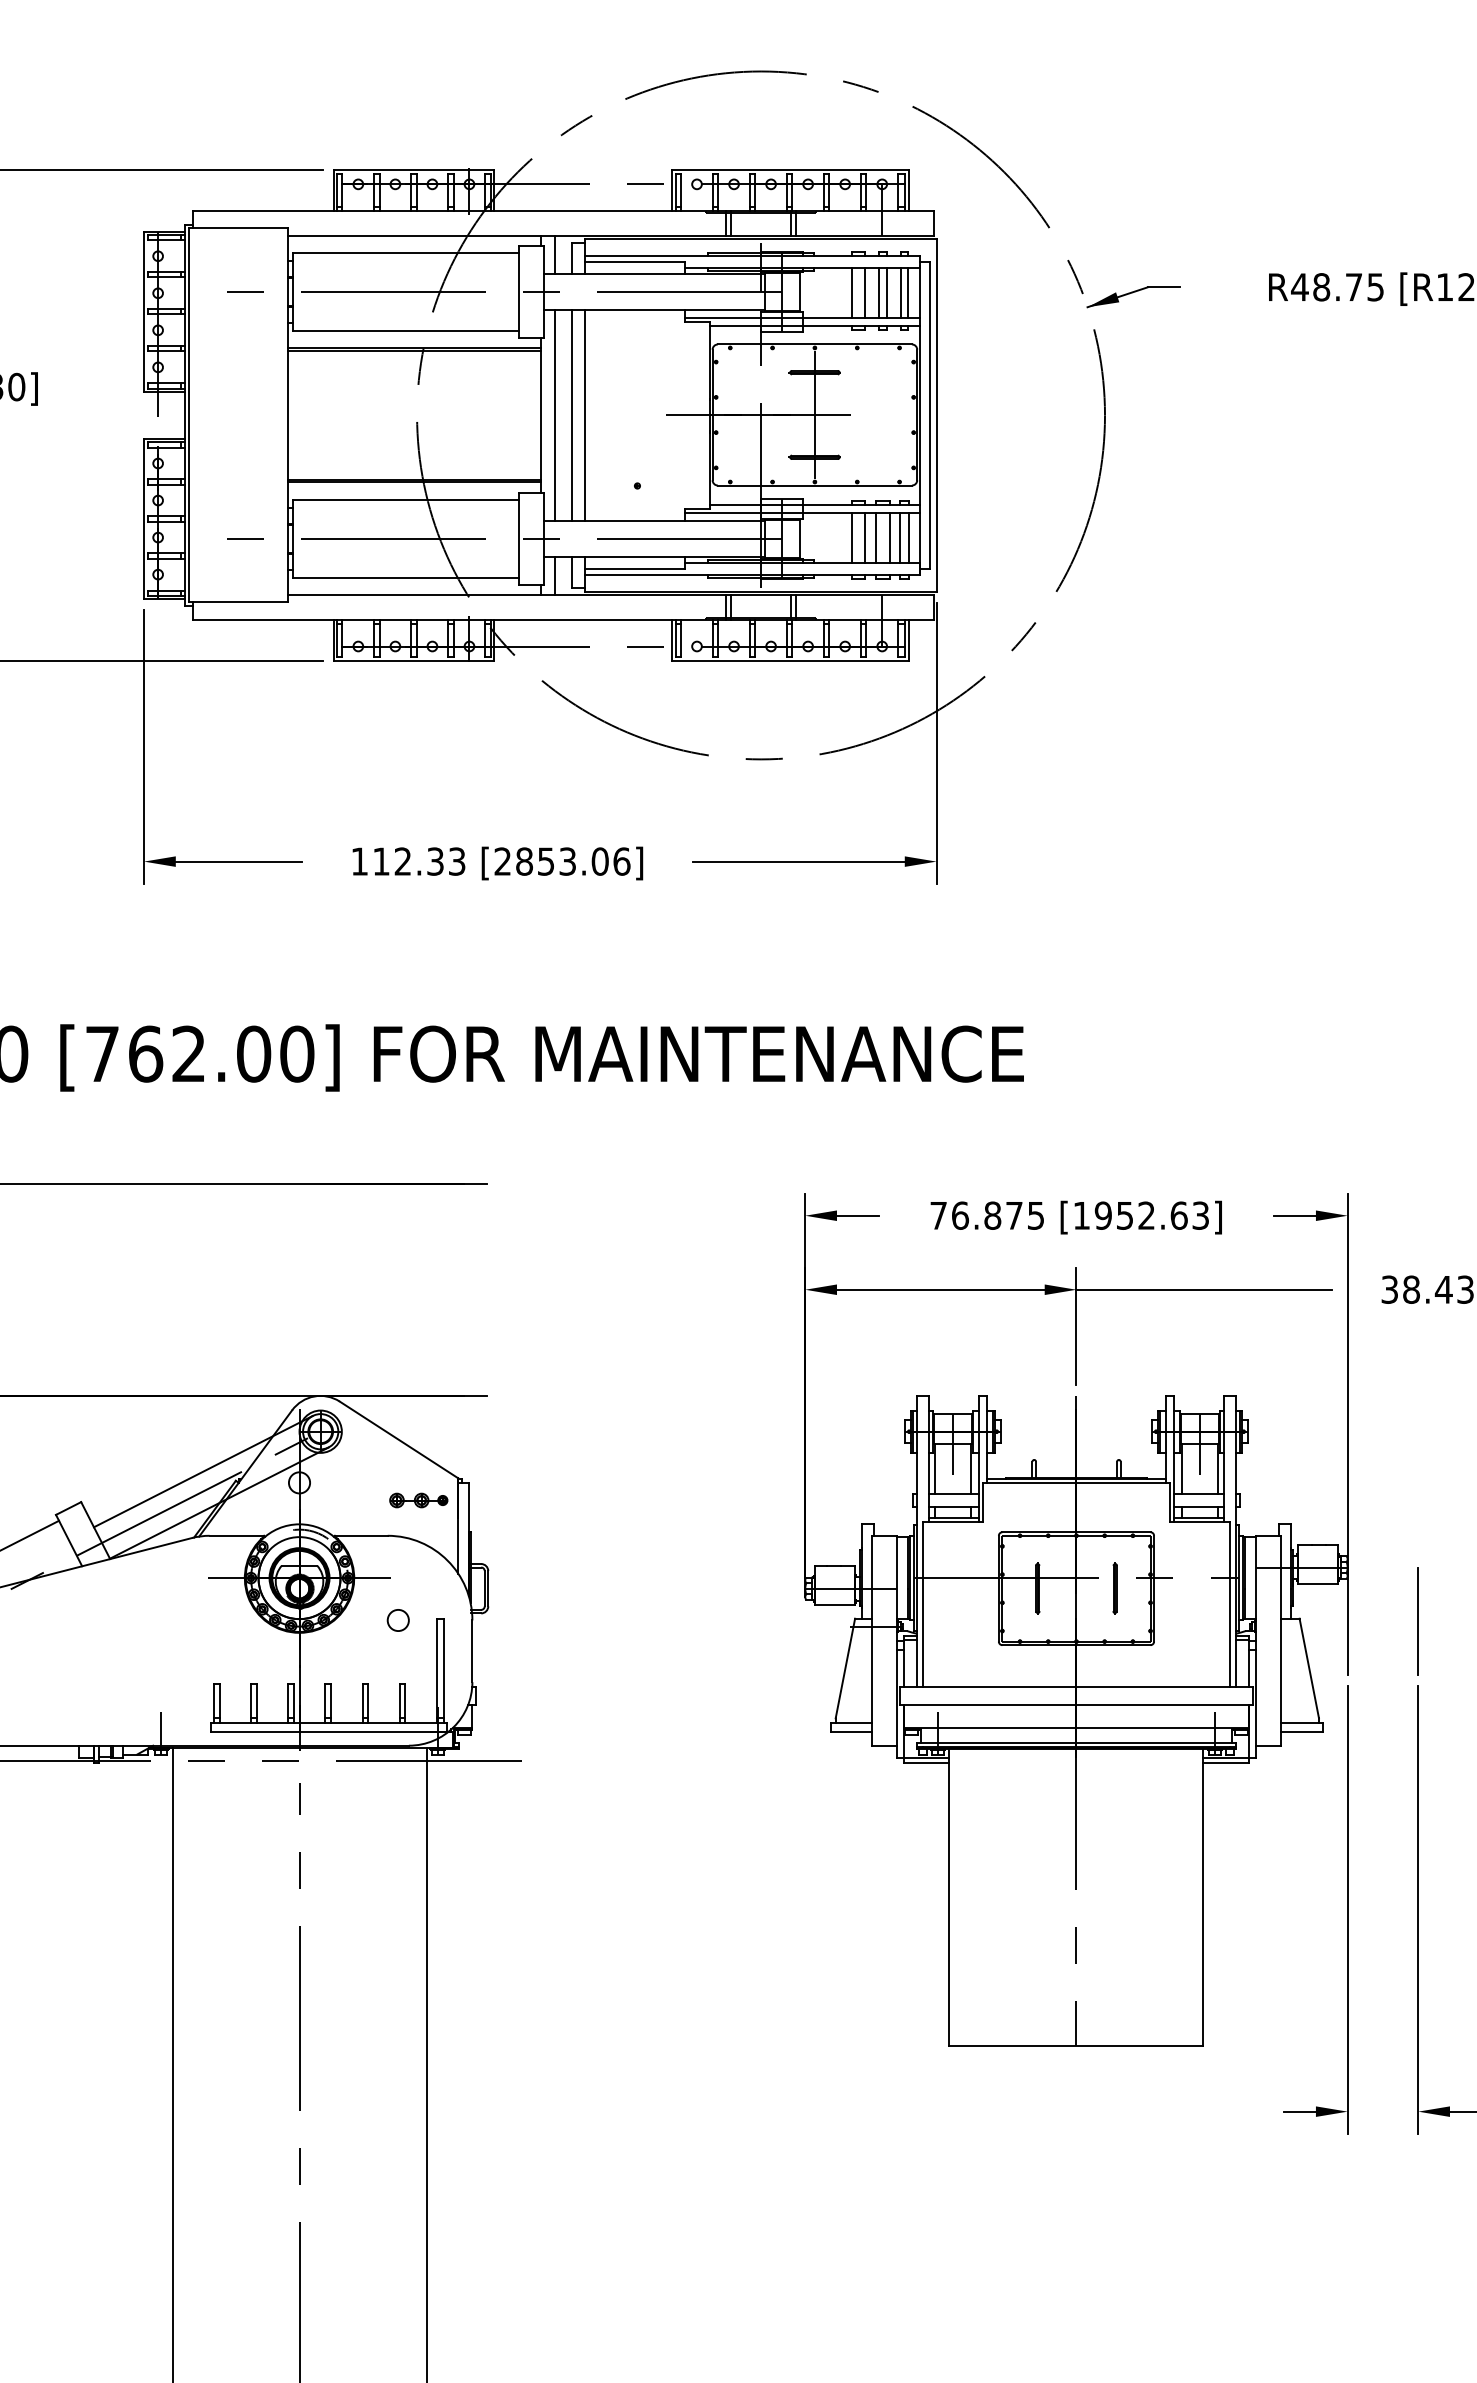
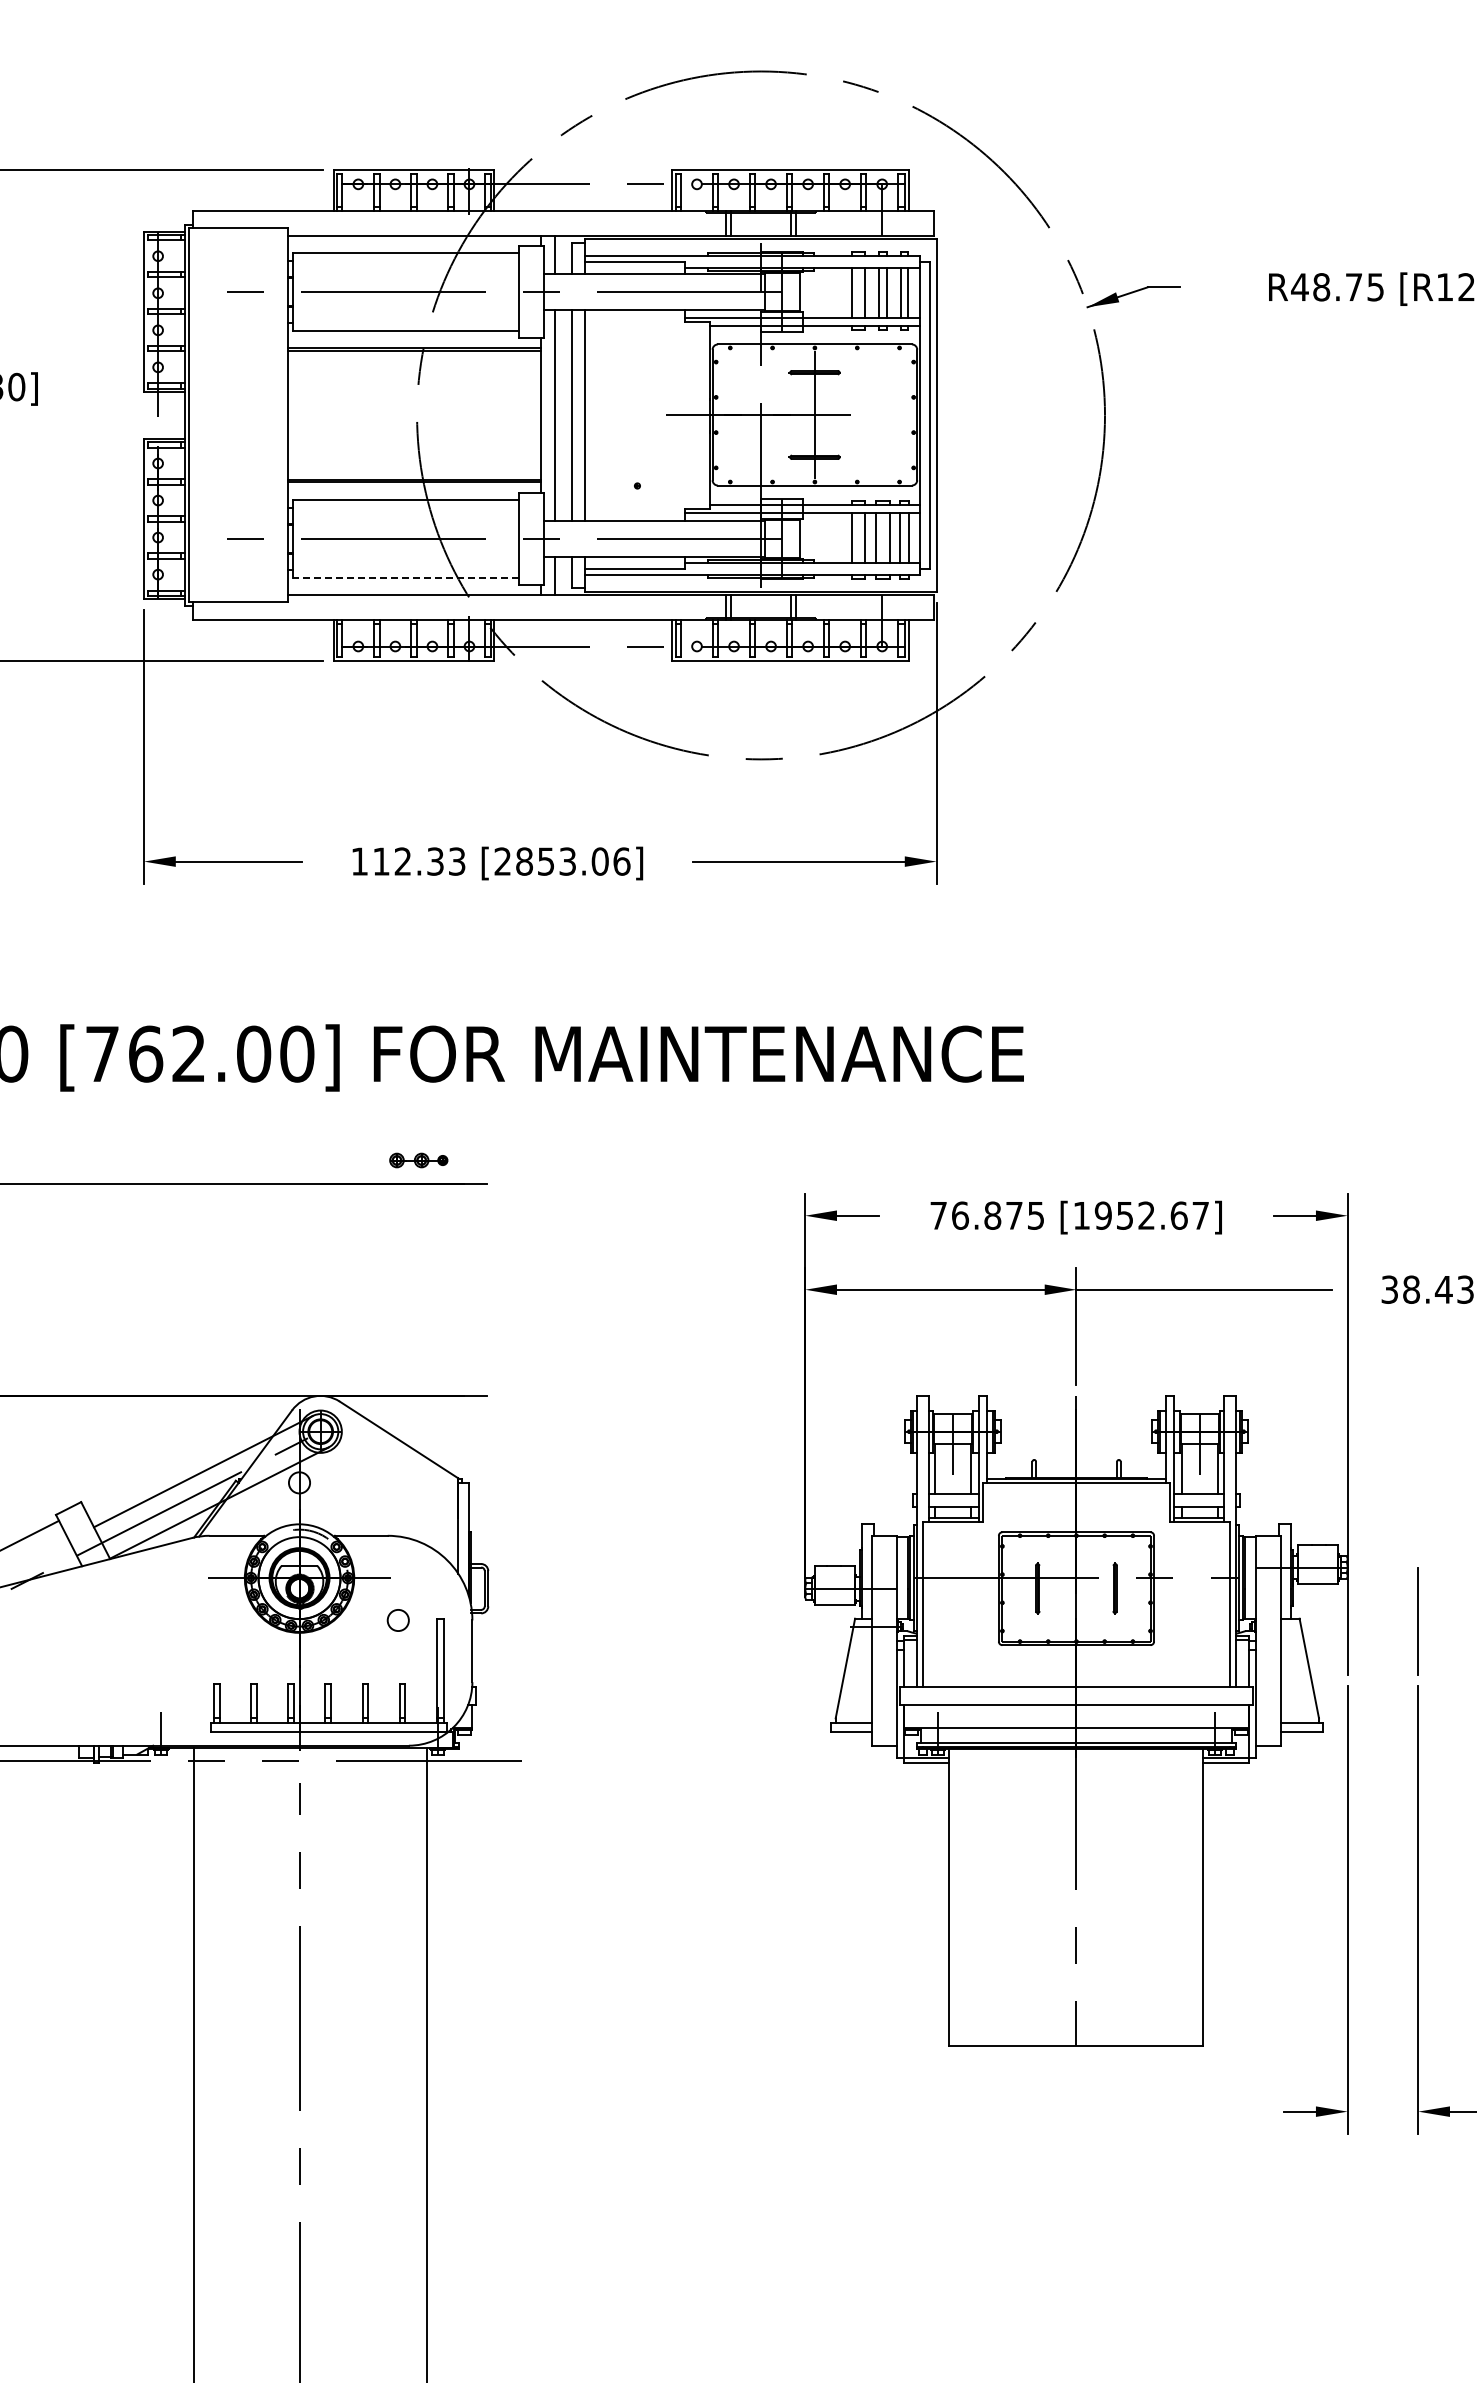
line: solid -> dashed (405, 578)
text: [1952.63] -> [1952.67] (1200, 1215)
part position: (418, 1500) -> (418, 1160) (418, 1160)
line position: (172, 2063) -> (193, 2063) (193, 2063)
